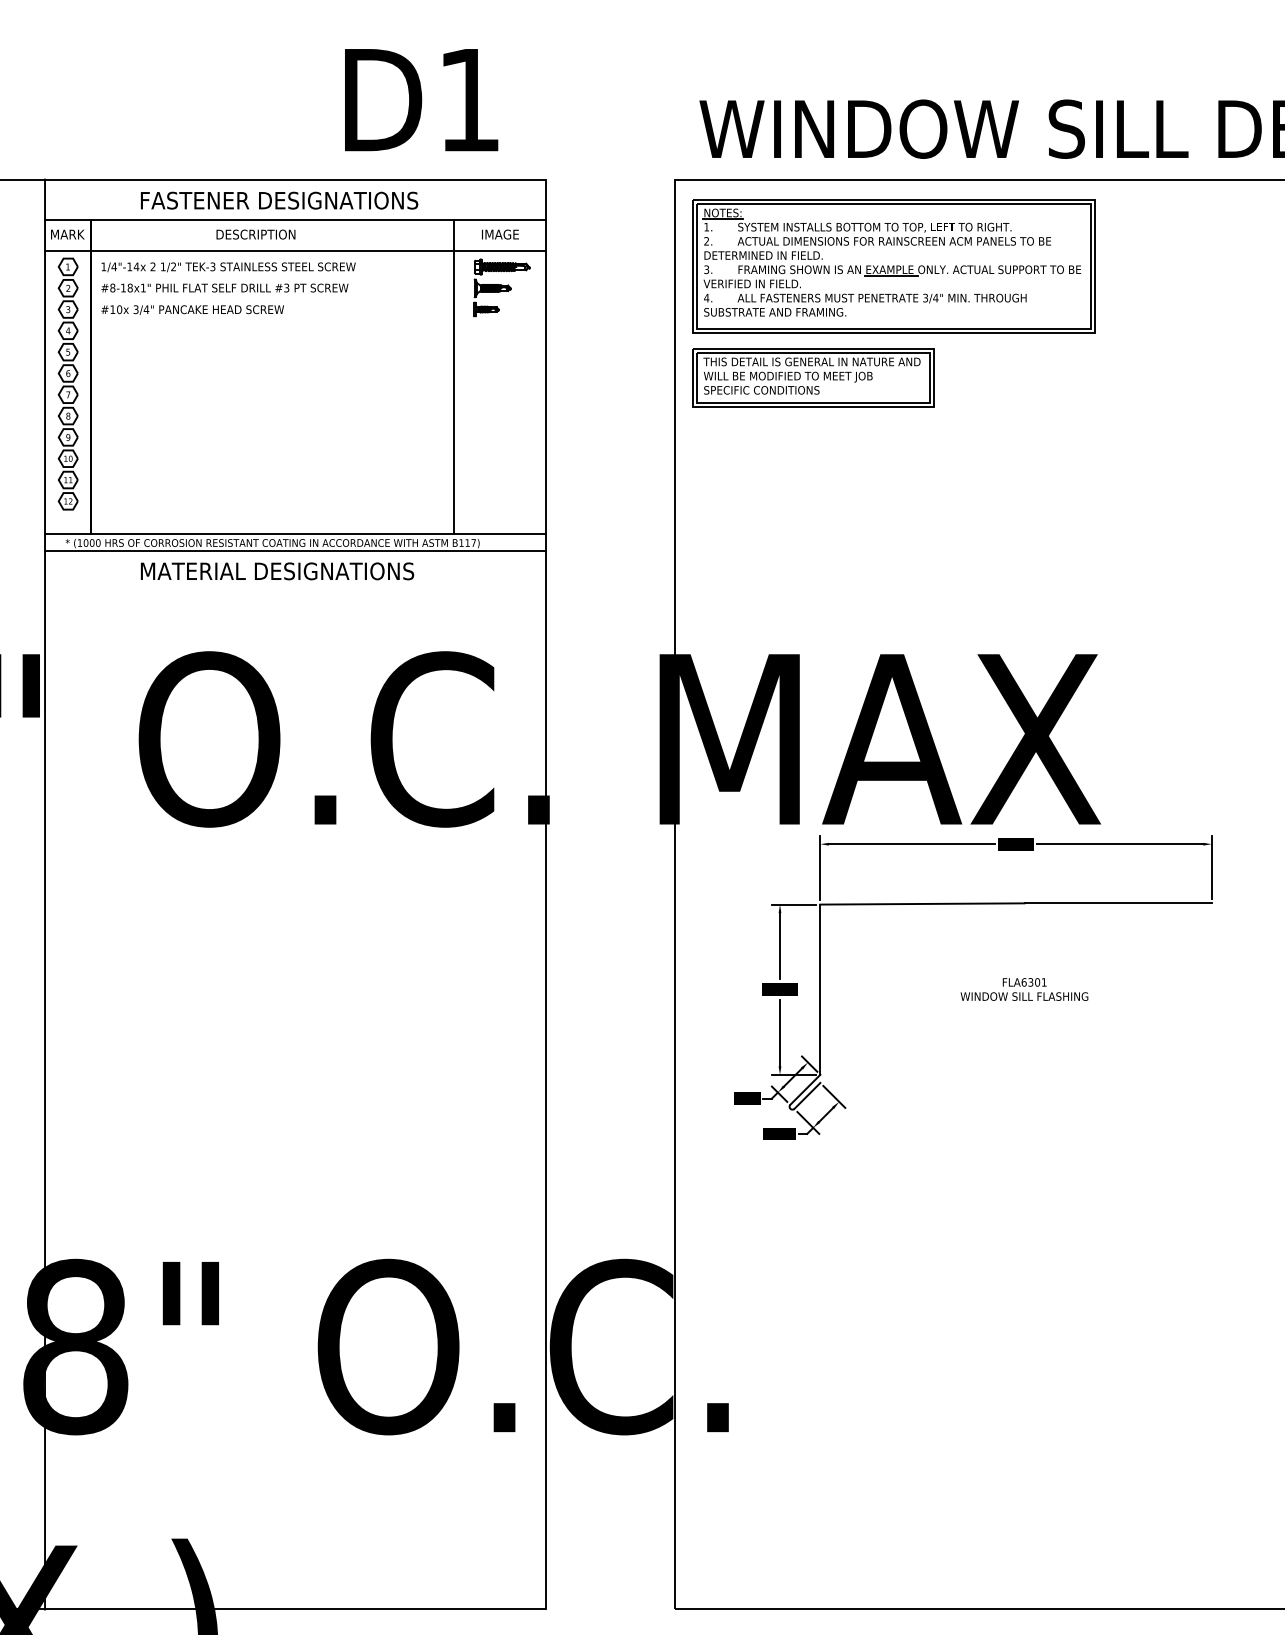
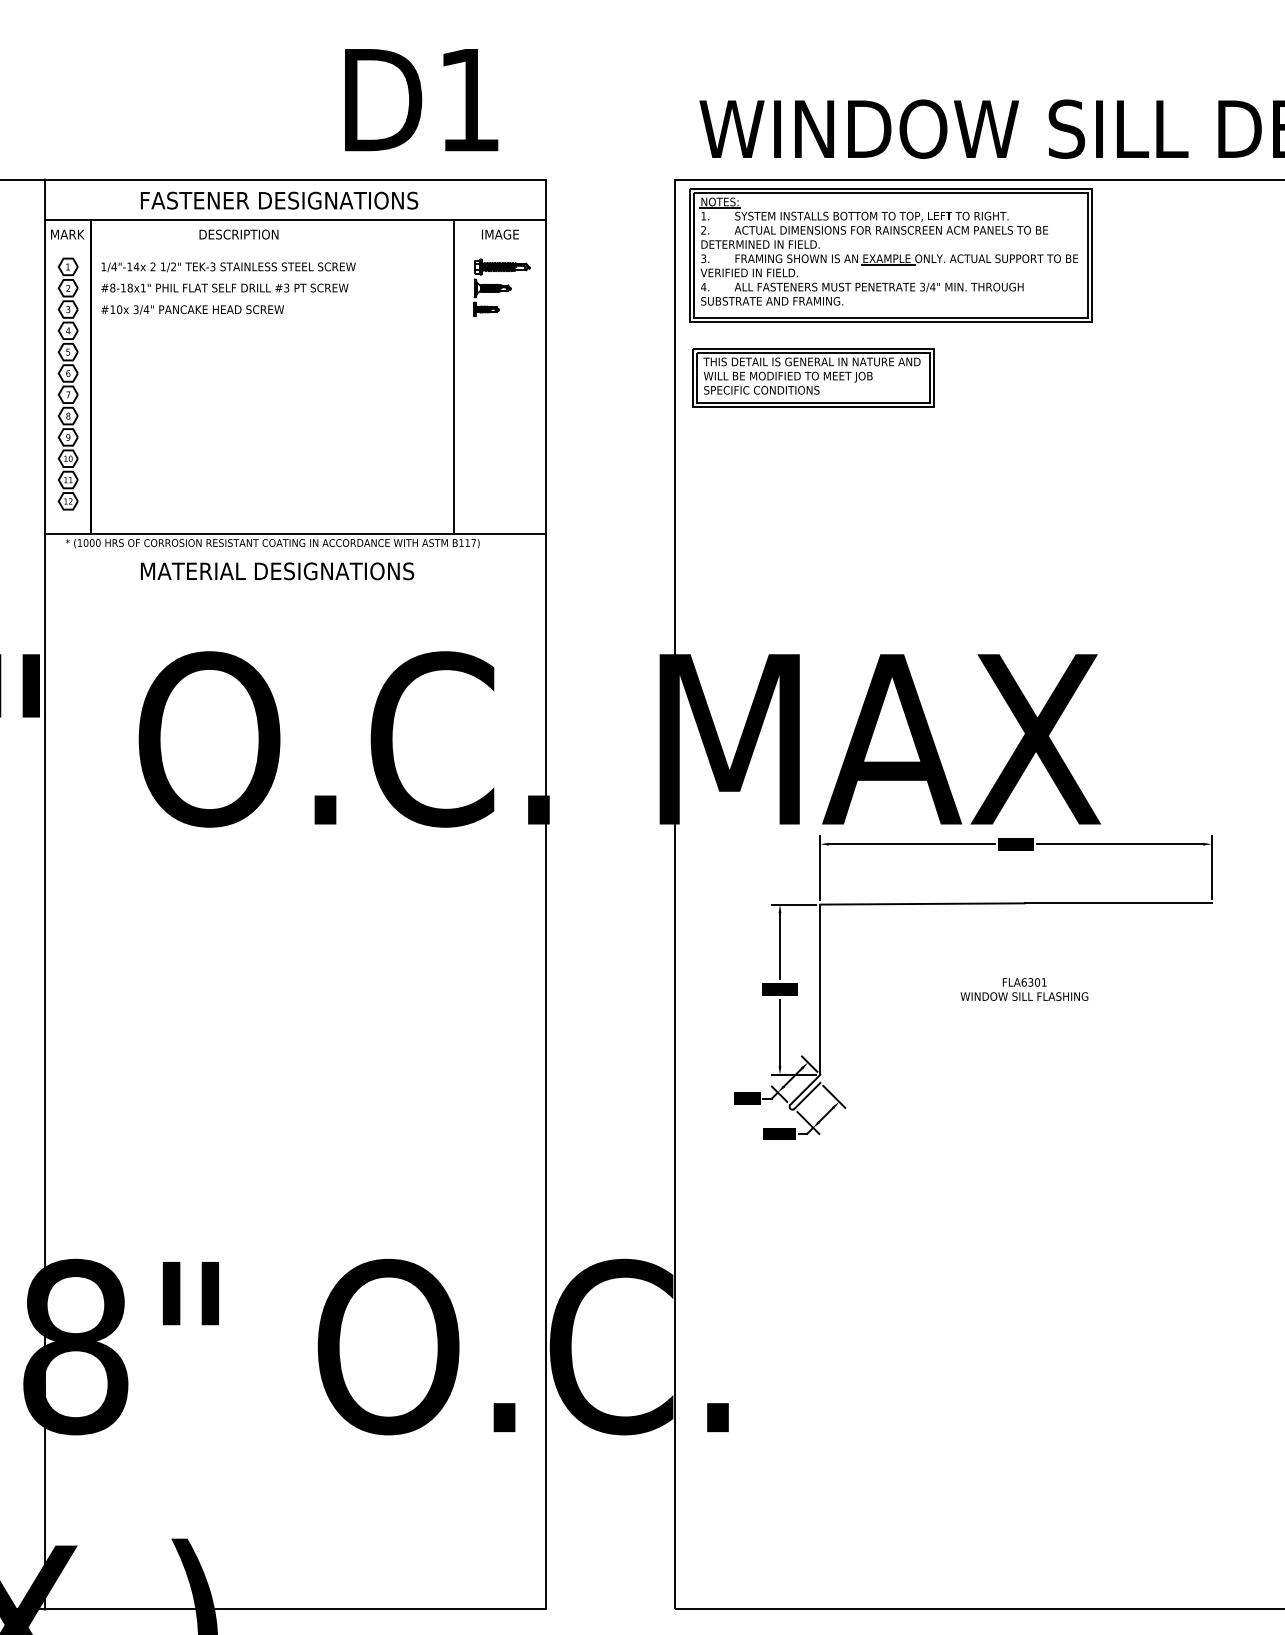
text position: (255, 234) -> (238, 234) (238, 234)
line: present -> none (295, 251)
part position: (893, 266) -> (890, 255) (890, 255)
line: present -> none (295, 550)
